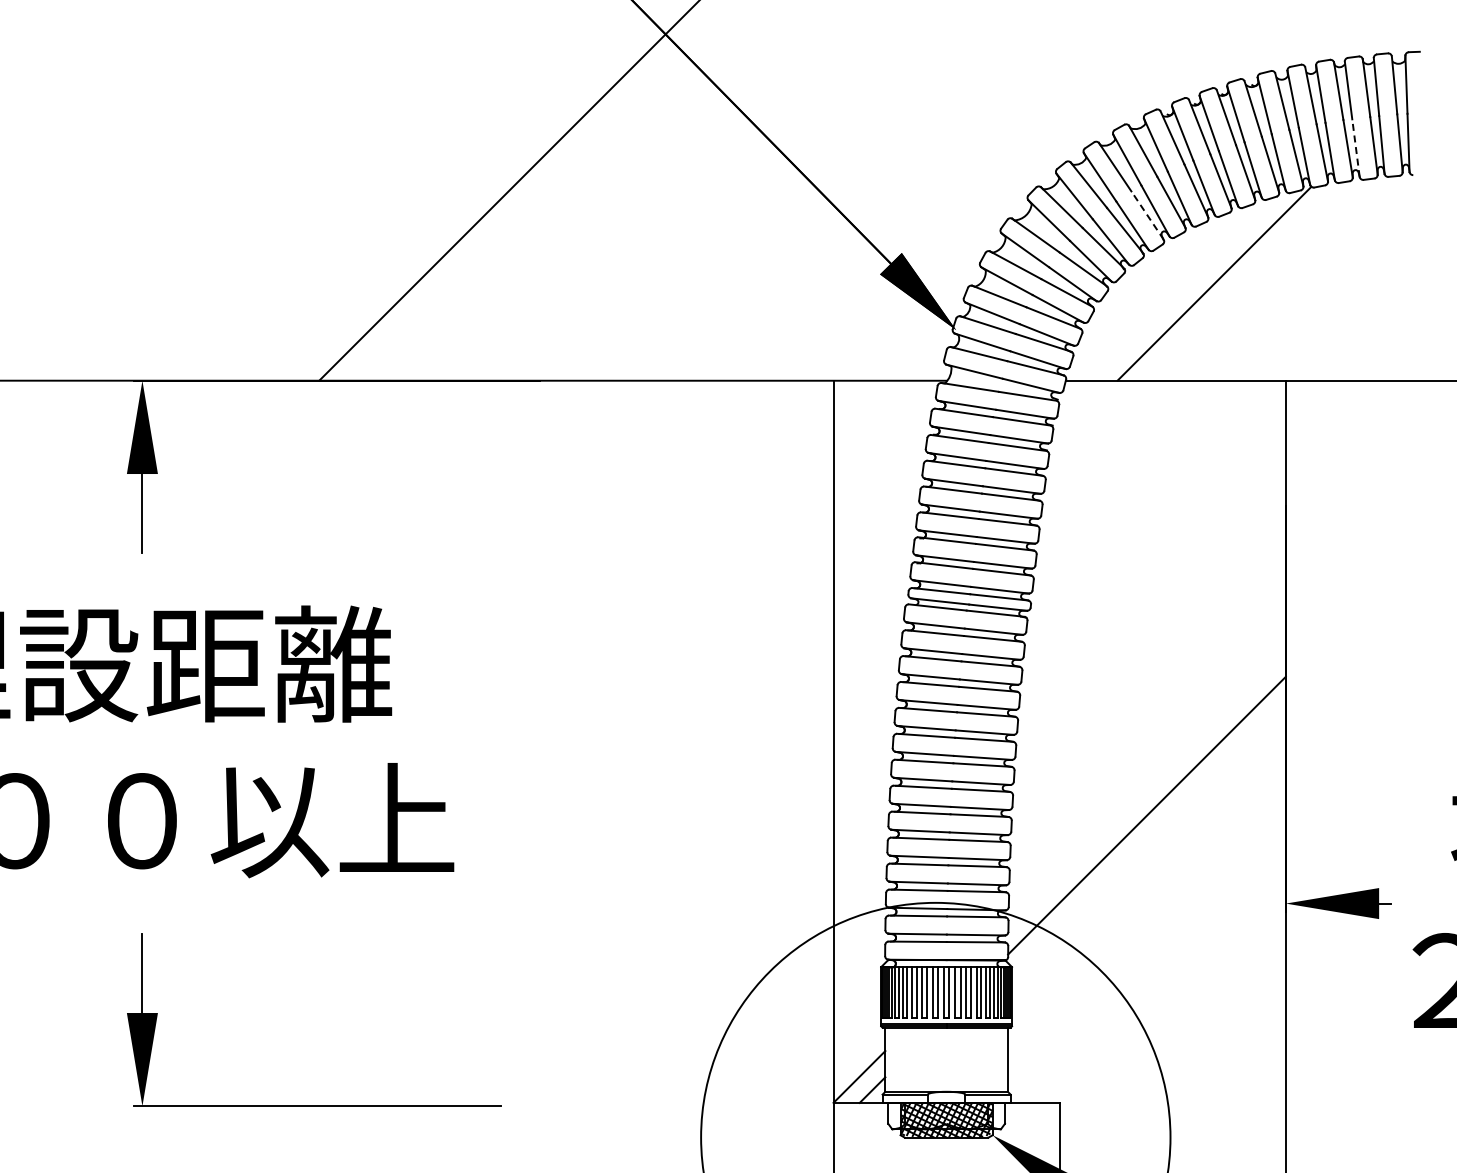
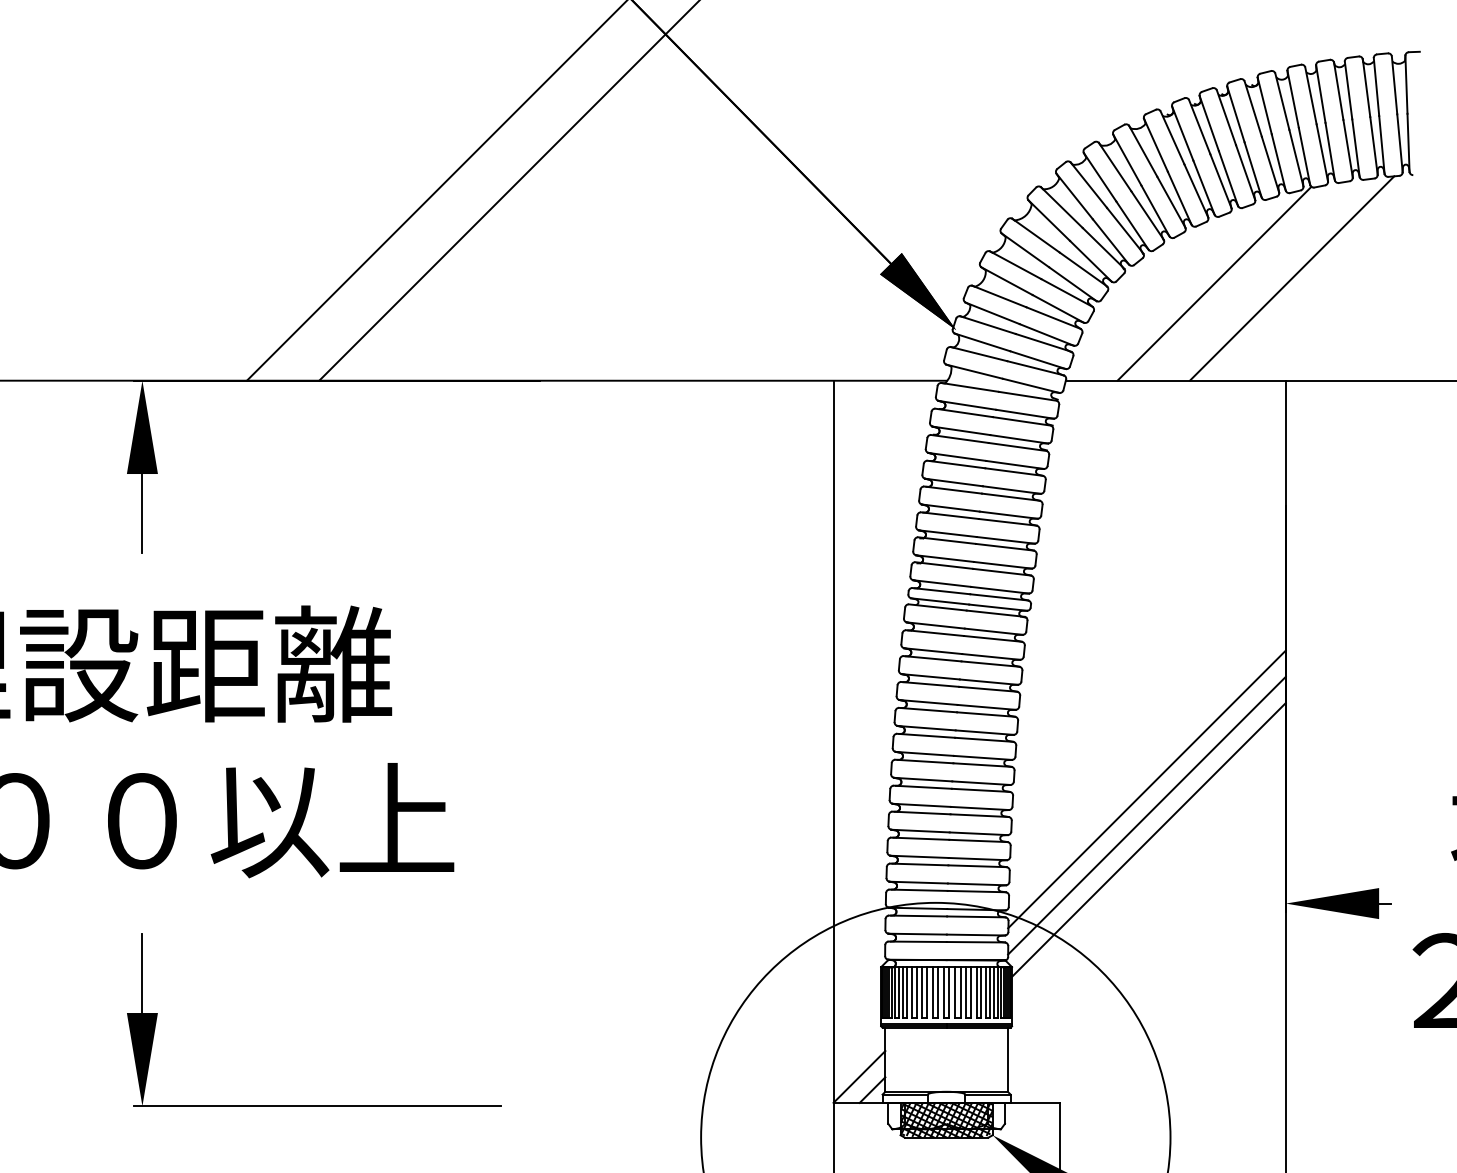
line: dashed -> solid (1355, 147)
line: none -> present (435, 191)
line: dashed -> solid (1147, 215)
line: none -> present (1292, 278)
line: none -> present (1146, 789)
line: none -> present (1148, 839)
